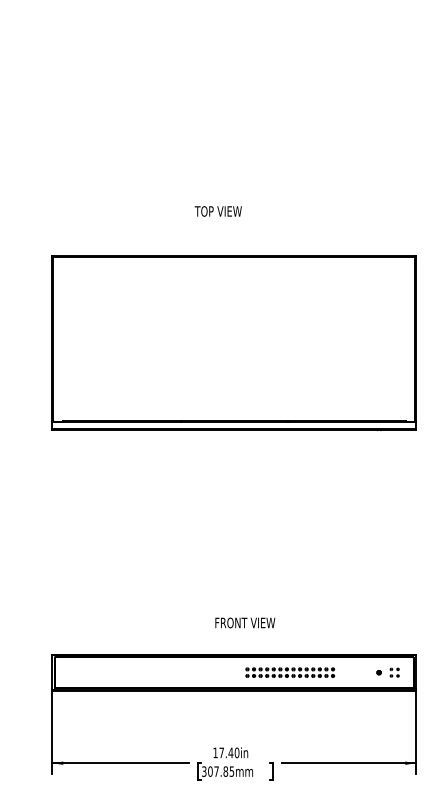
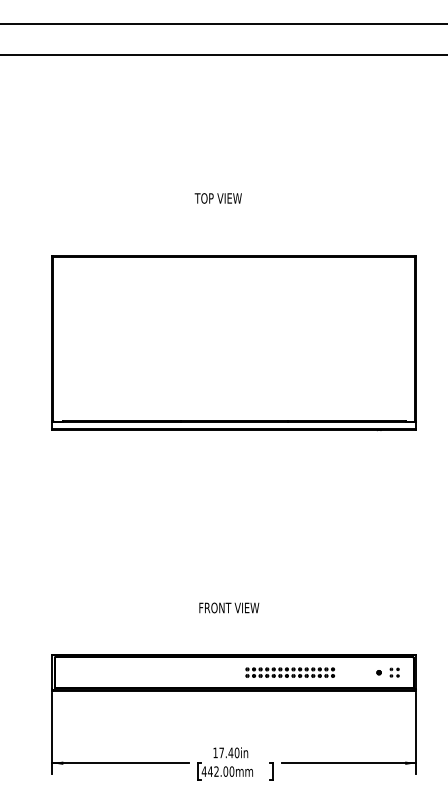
line: none -> present (223, 24)
line: none -> present (223, 55)
text position: (217, 211) -> (217, 198) (217, 198)
text position: (245, 622) -> (229, 607) (229, 607)
text: 307.85mm -> 442.00mm (217, 771)
